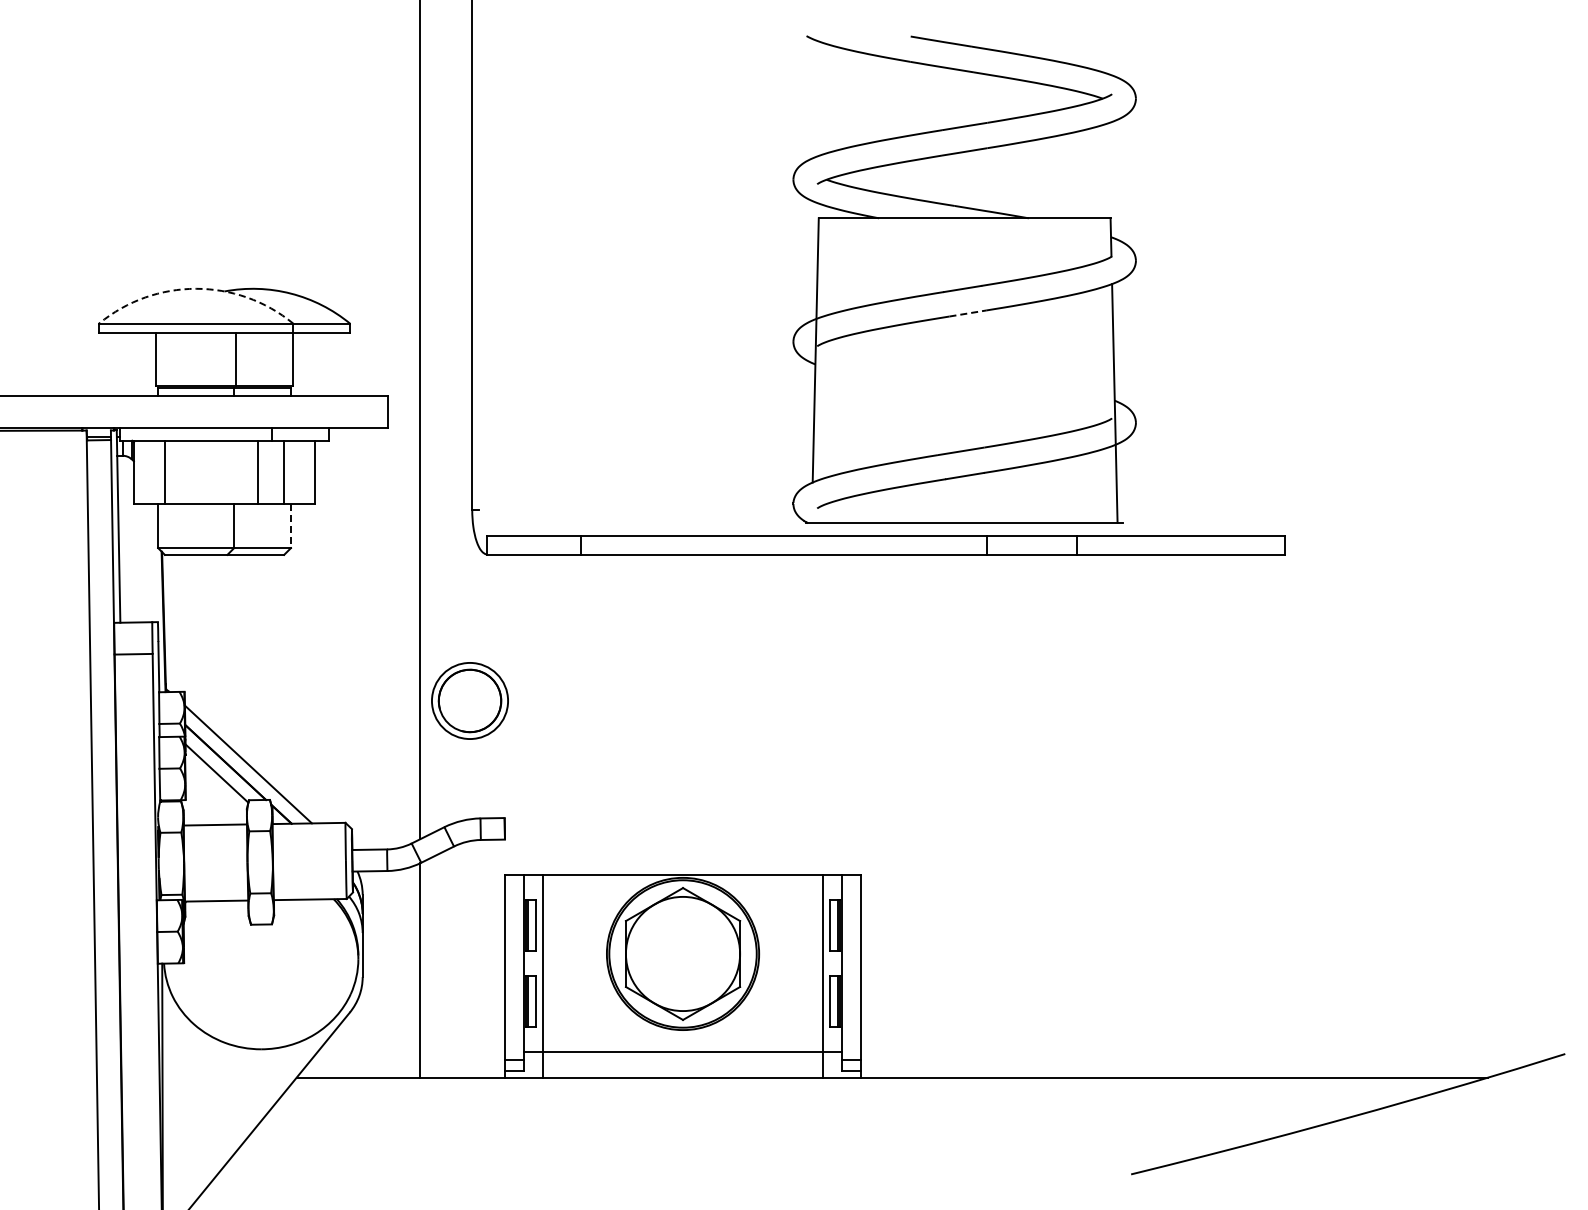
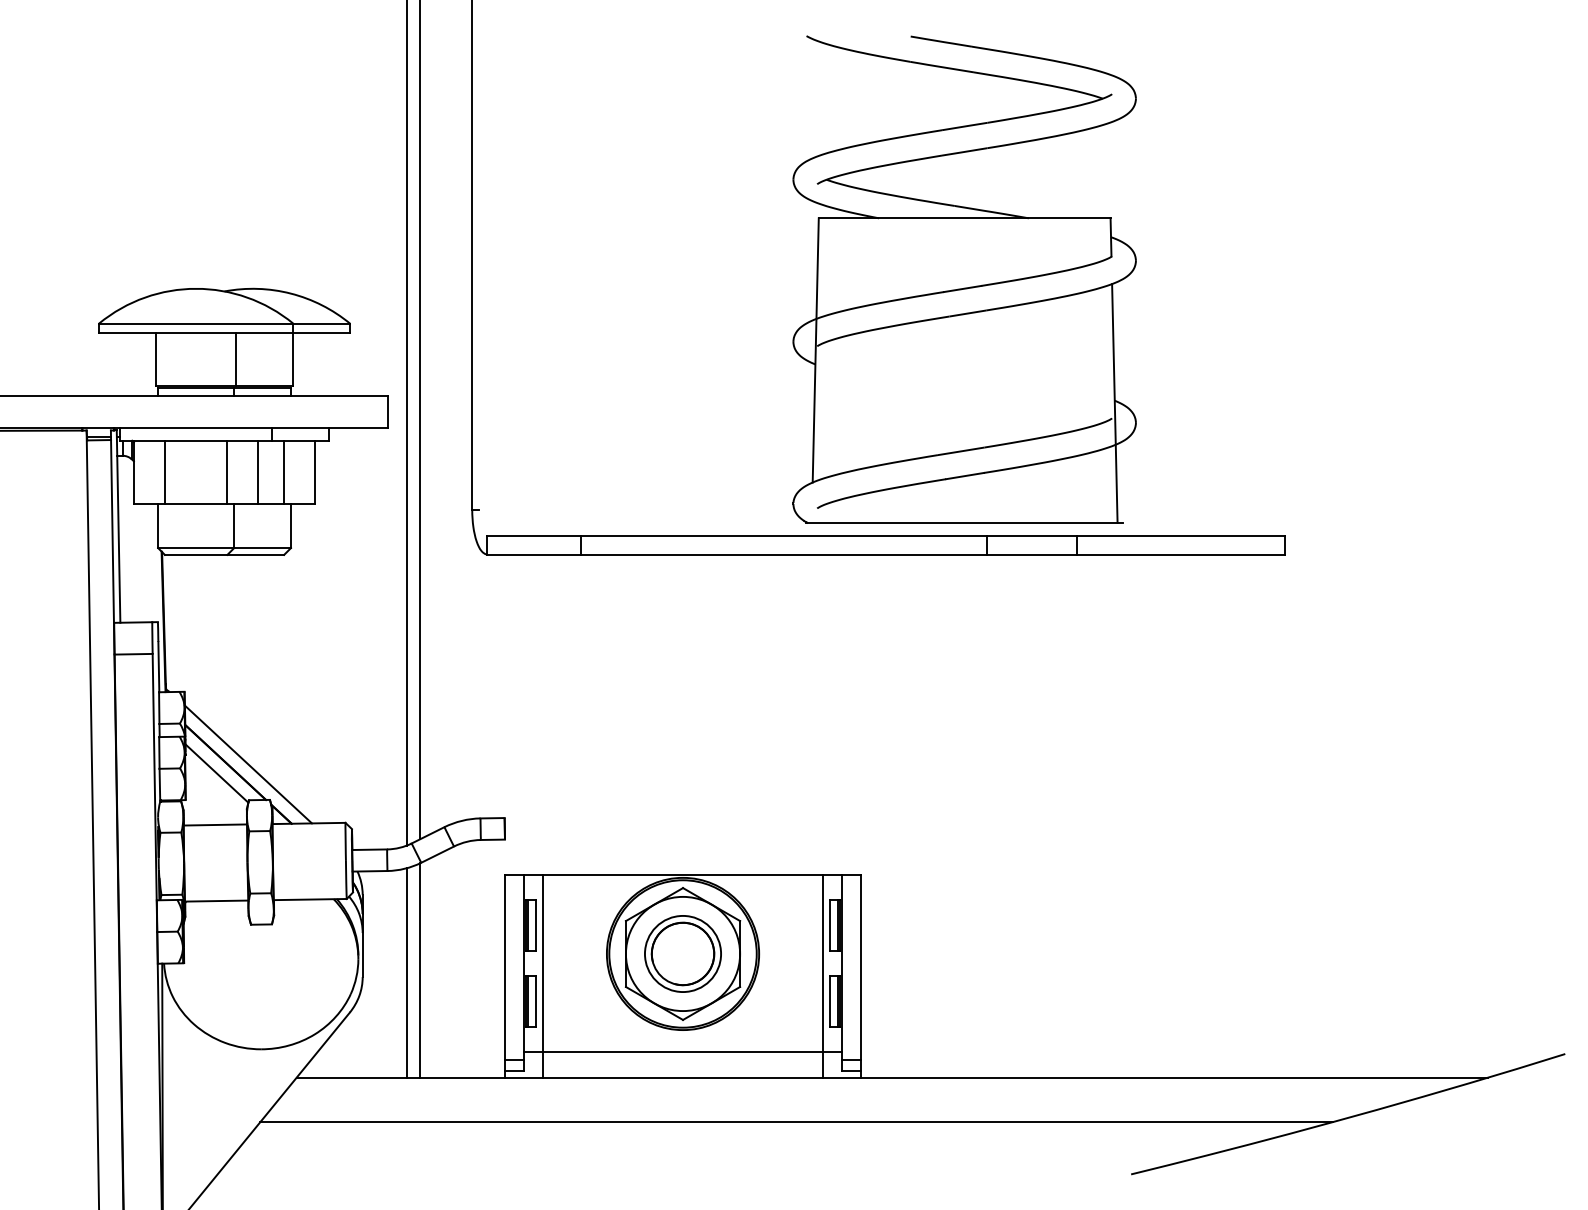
arc: dashed -> solid (196, 288)
line: dashed -> solid (968, 313)
line: none -> present (407, 423)
line: none -> present (227, 472)
line: dashed -> solid (291, 526)
part position: (469, 700) -> (682, 953) (682, 953)
line: none -> present (407, 972)
line: none -> present (796, 1122)
